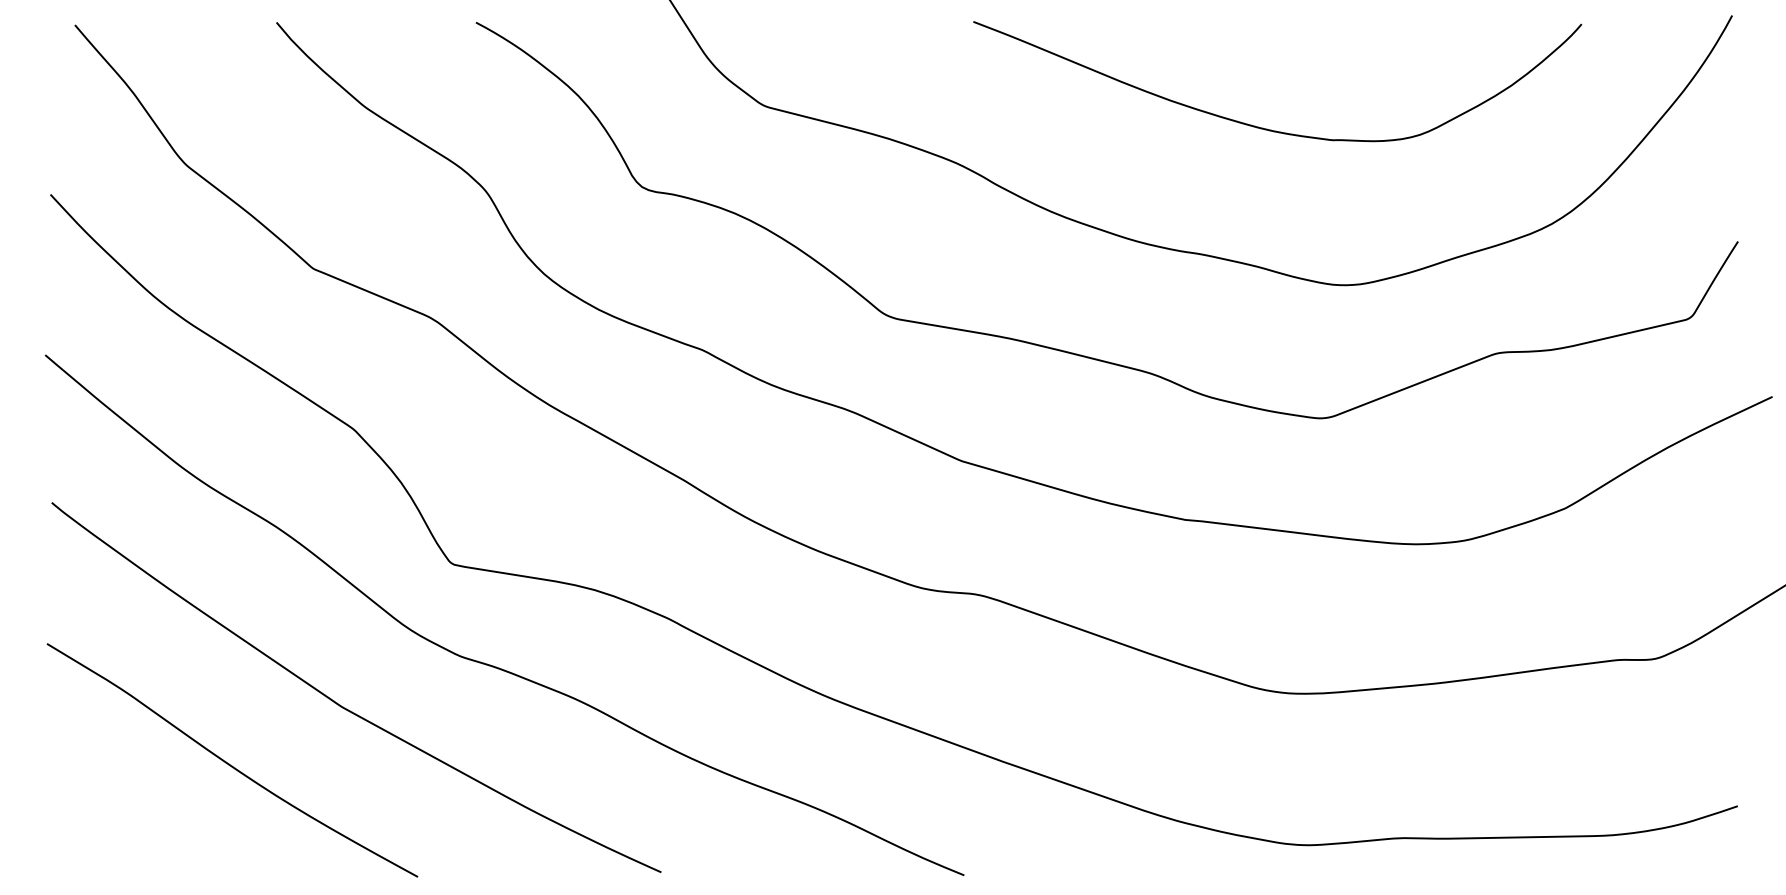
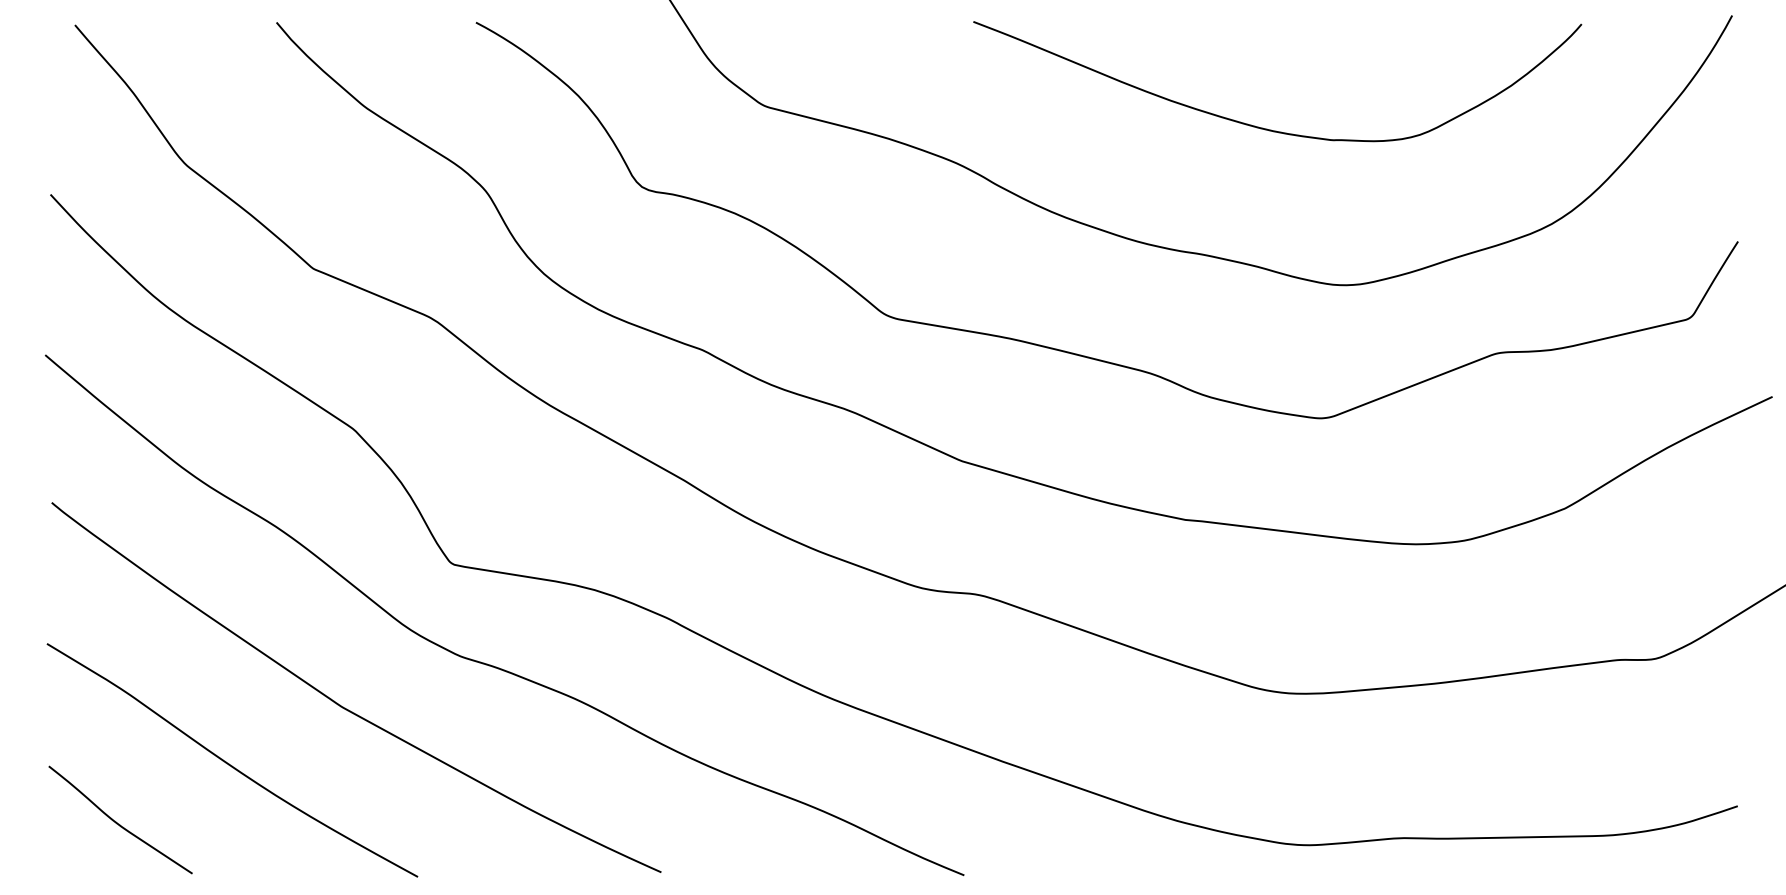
curve: none -> present (117, 822)
